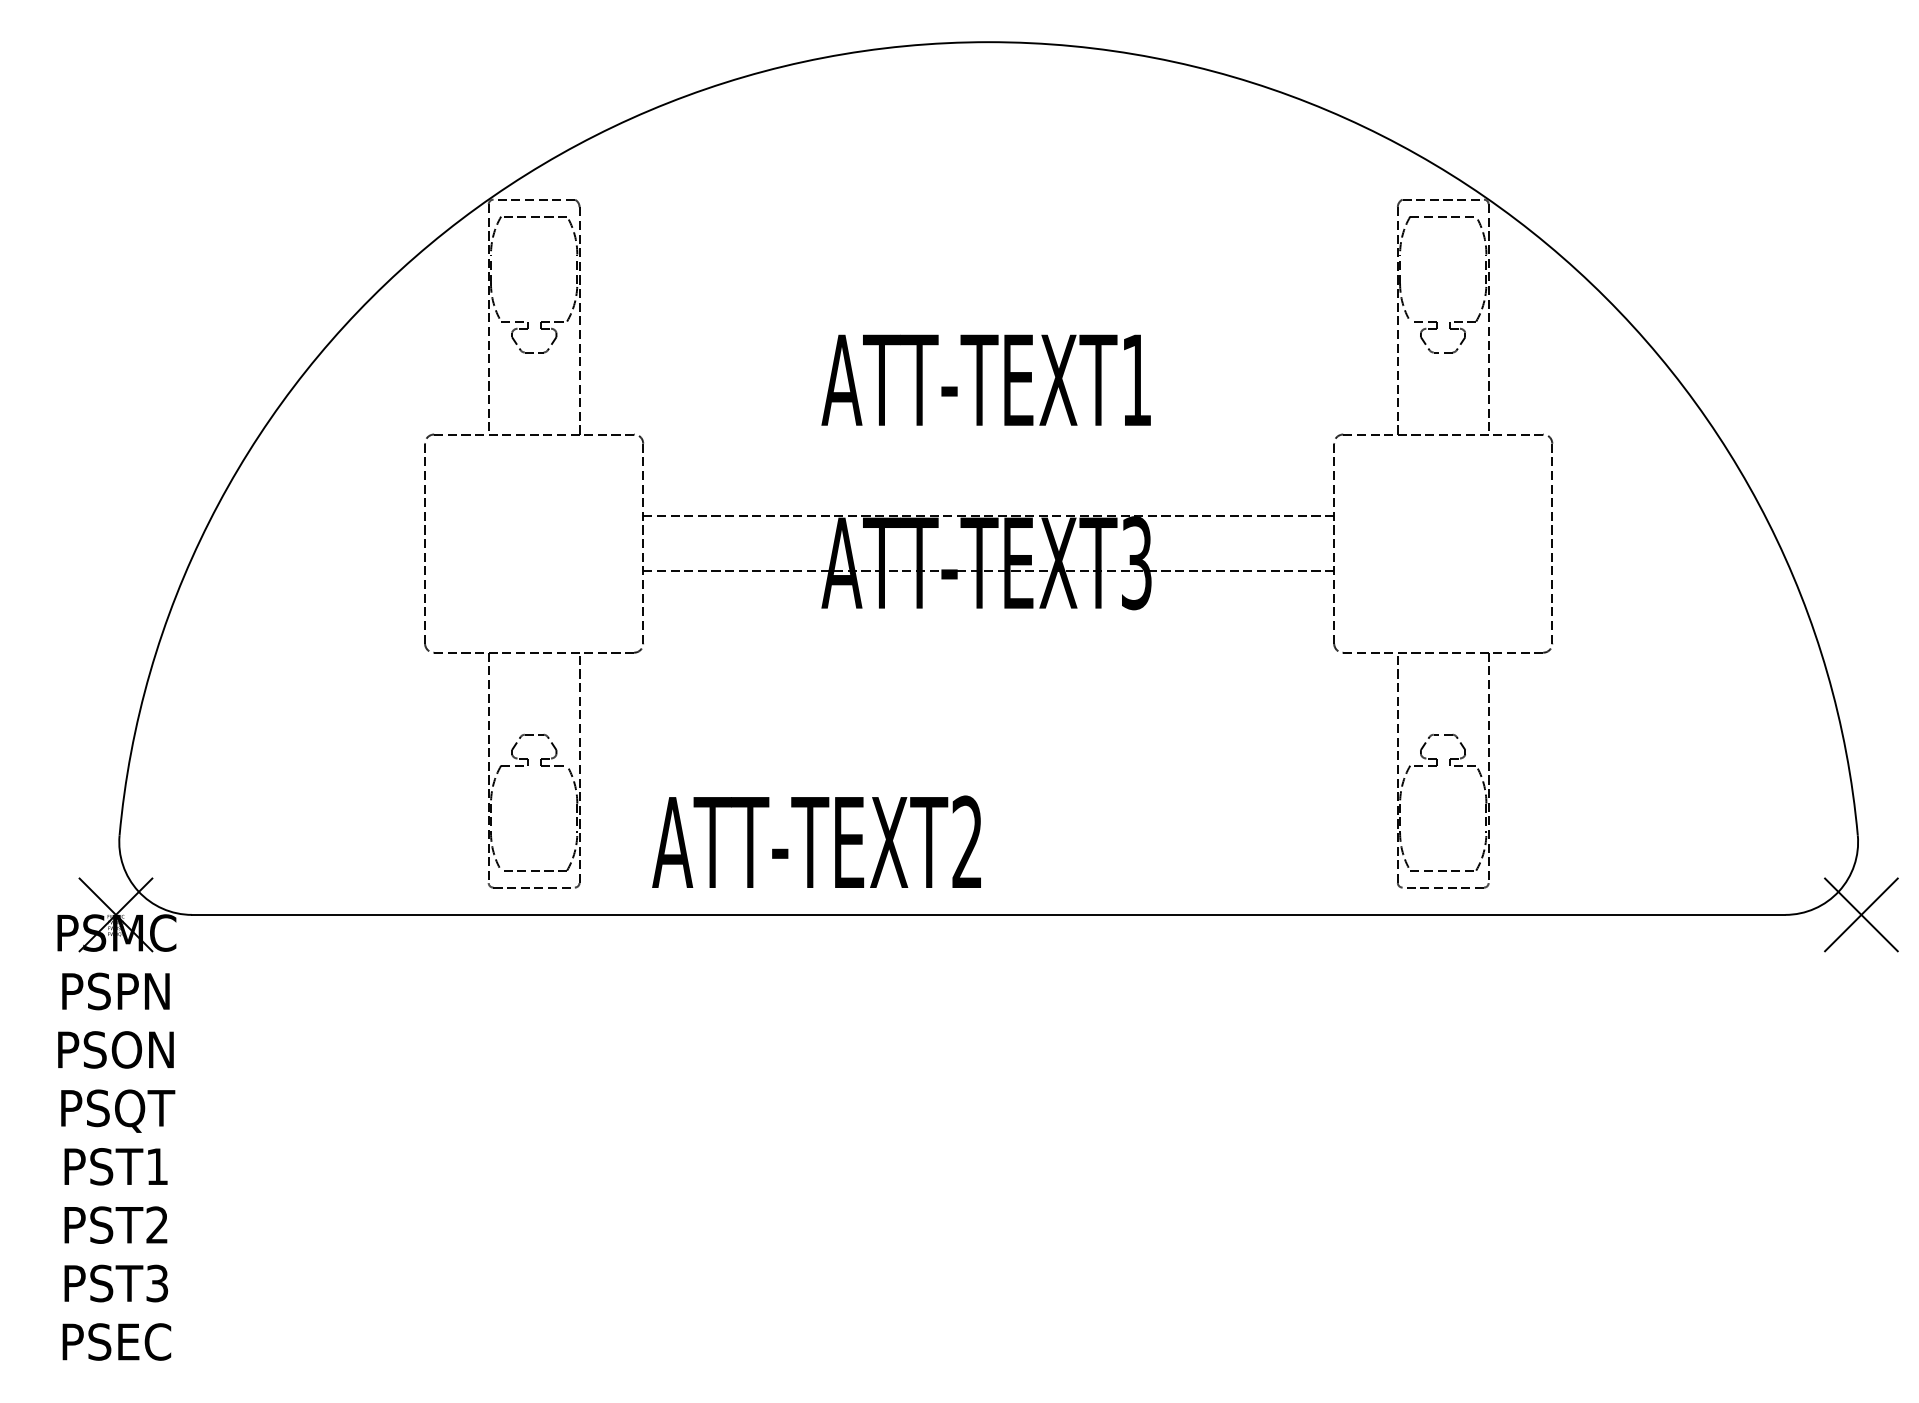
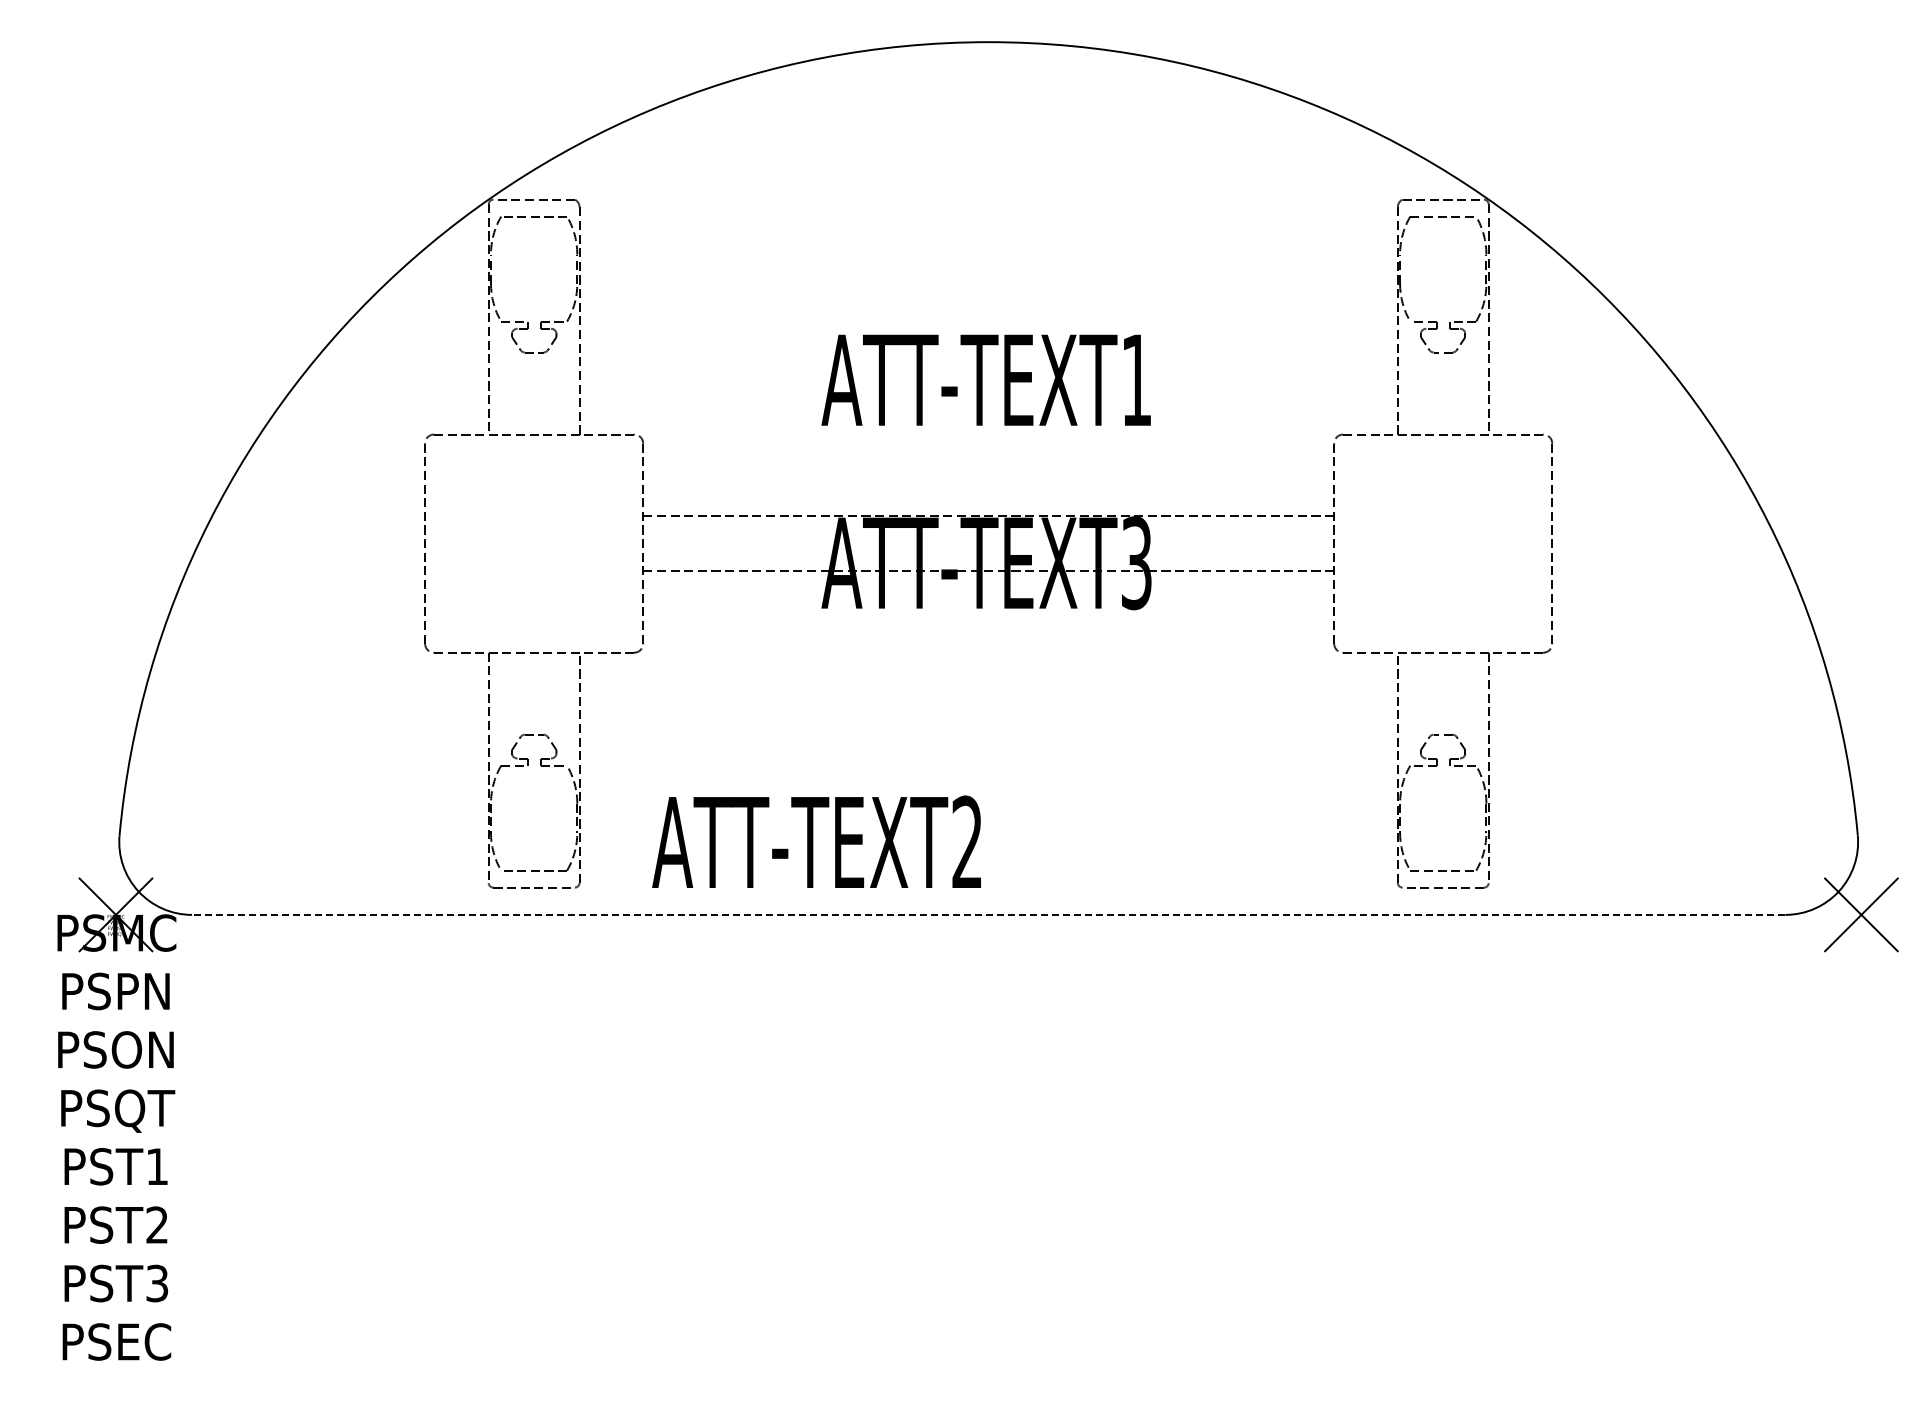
line: solid -> dashed (988, 914)
